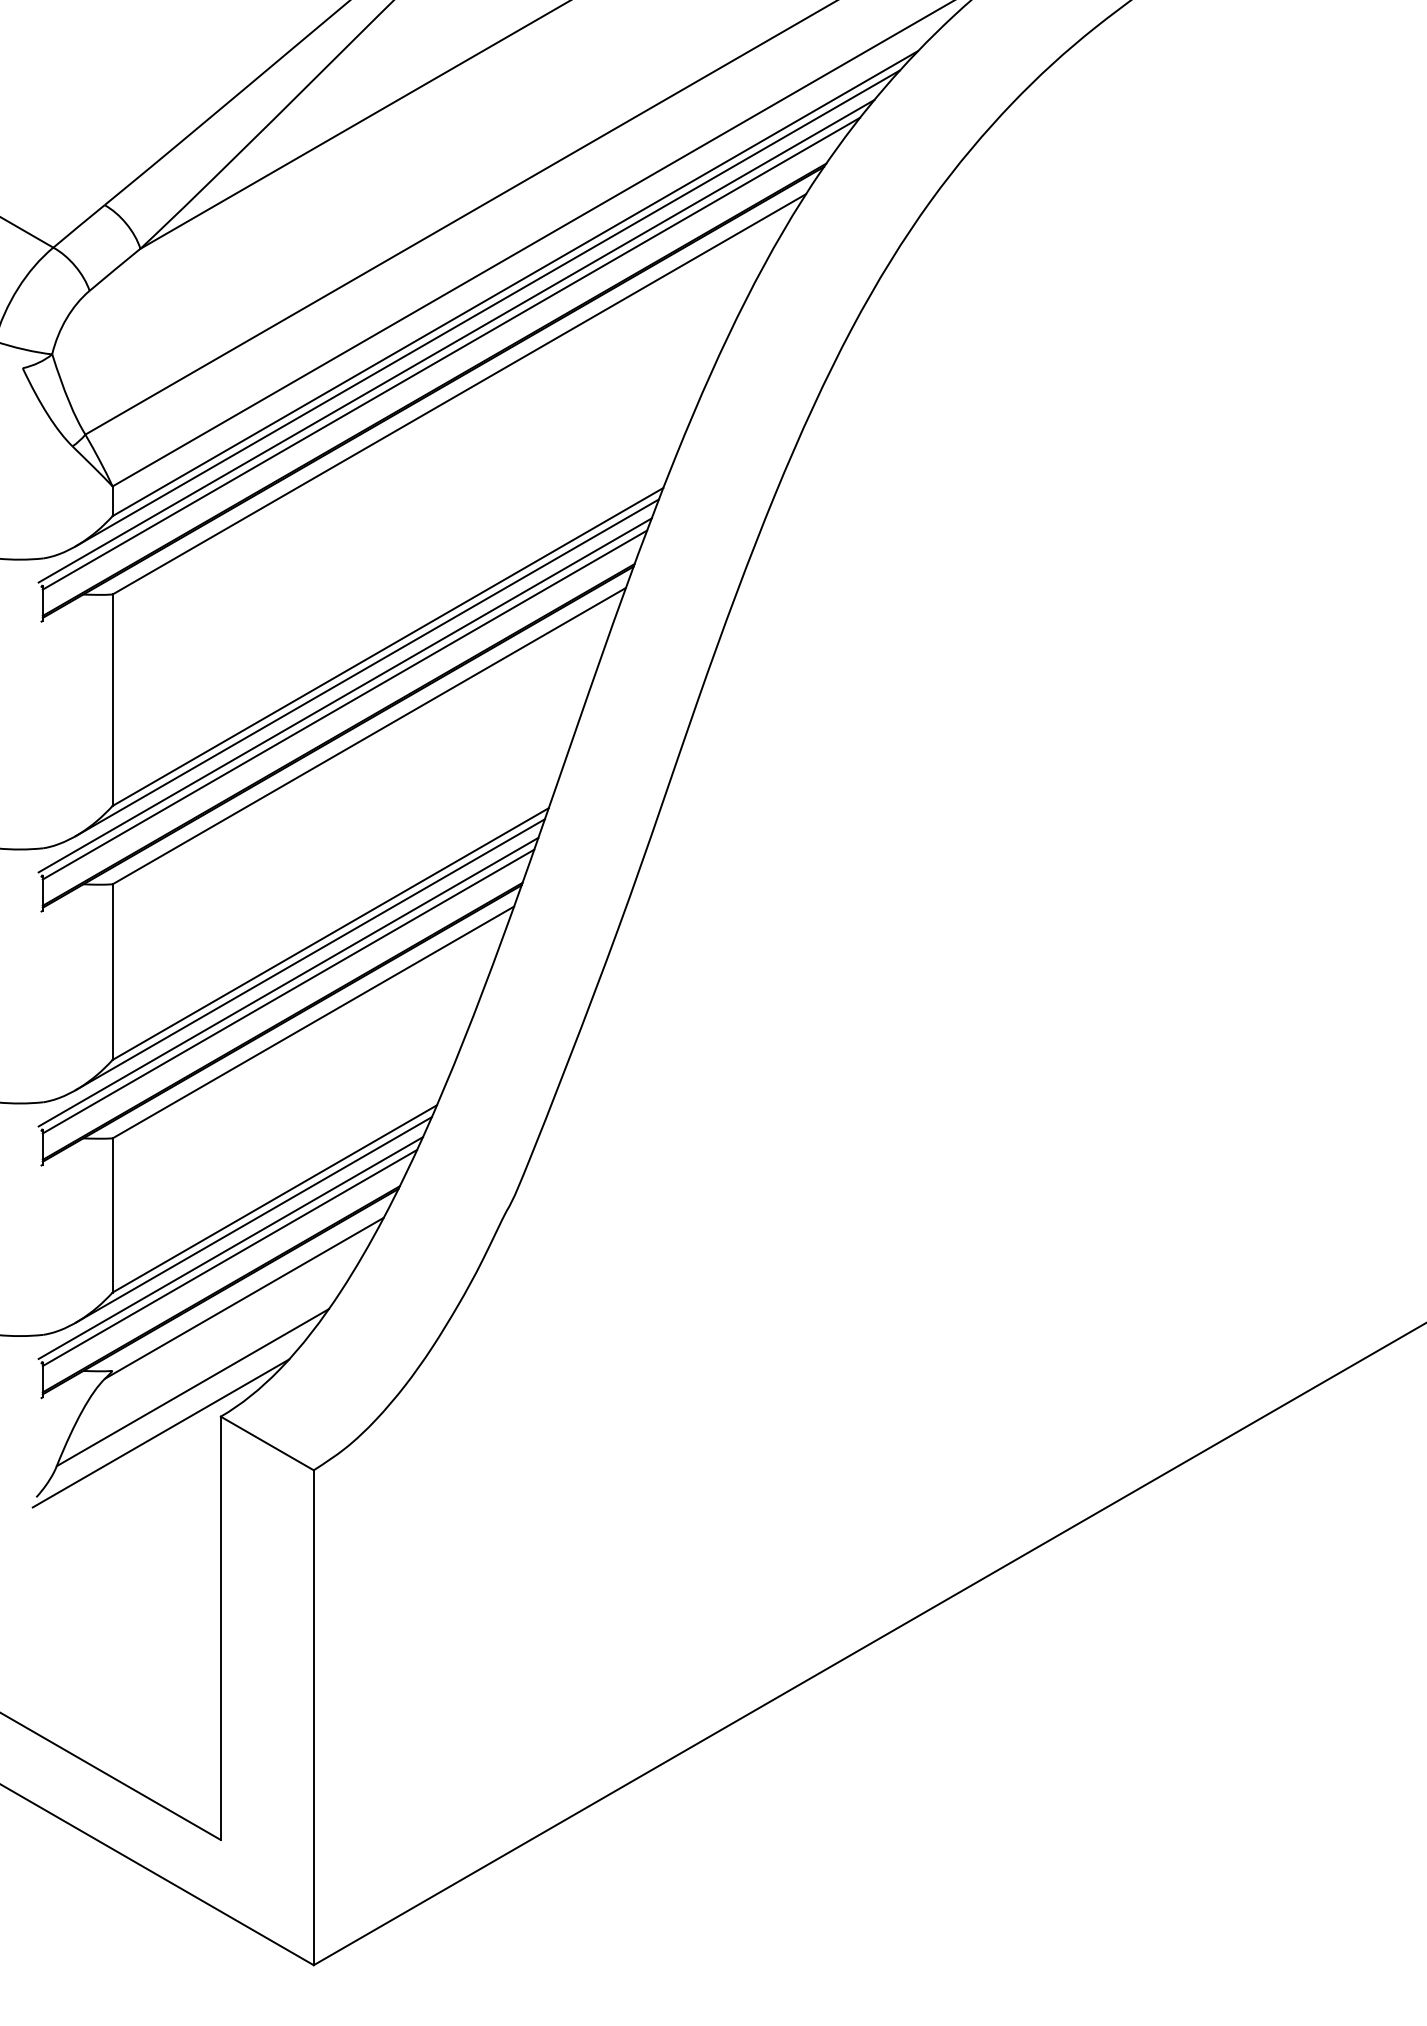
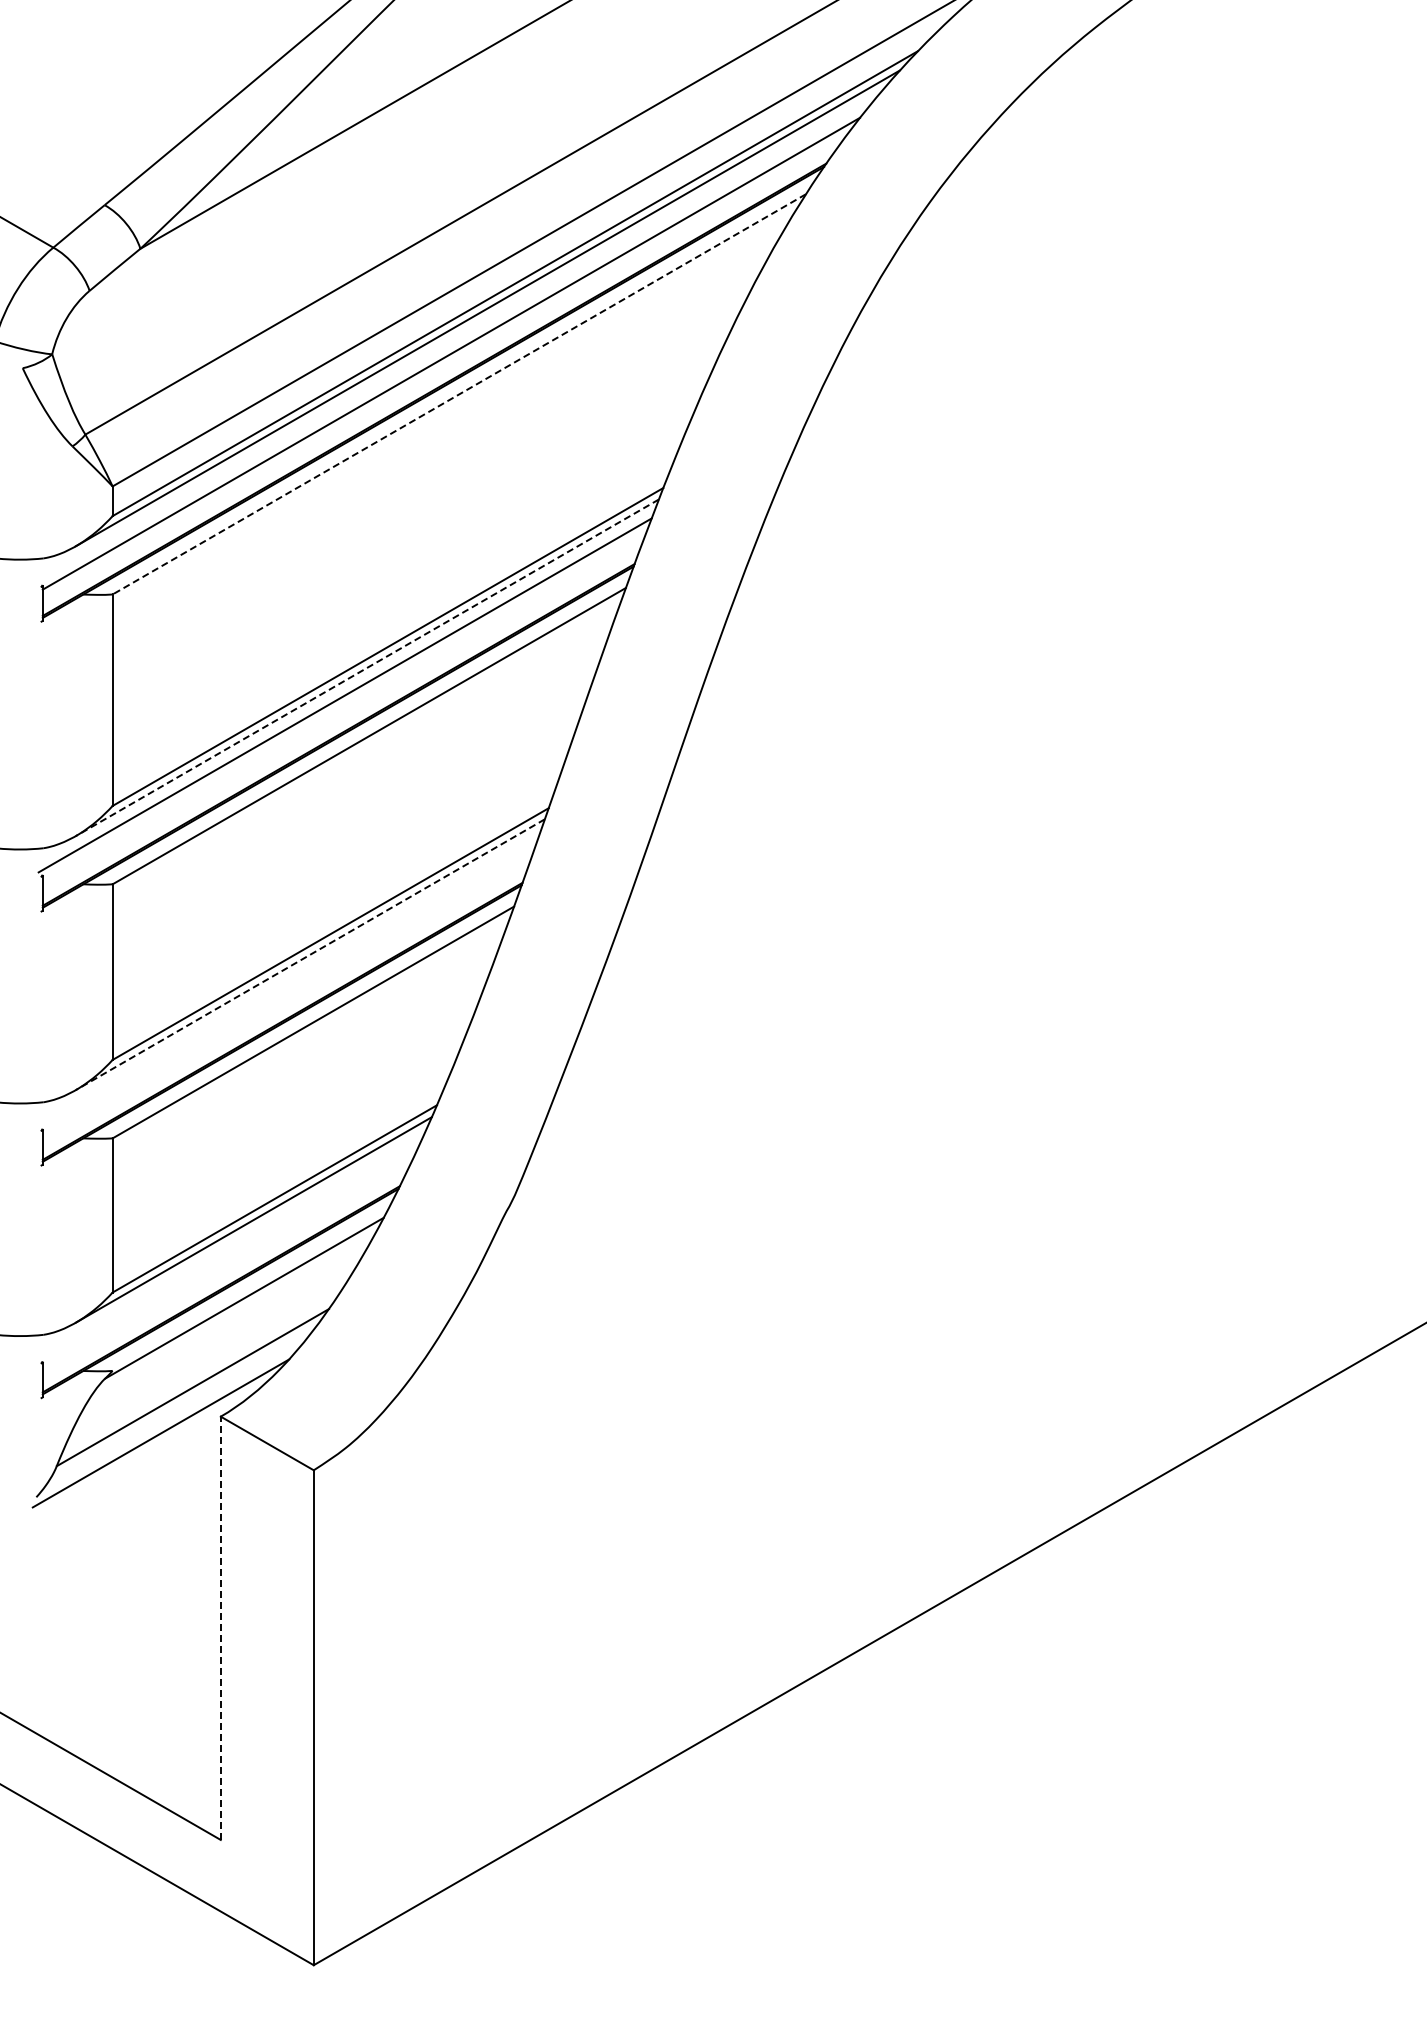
line: present -> none (456, 341)
line: solid -> dashed (458, 394)
line: solid -> dashed (367, 667)
line: present -> none (344, 704)
line: solid -> dashed (310, 954)
line: present -> none (288, 981)
line: present -> none (288, 991)
line: present -> none (230, 1247)
line: present -> none (229, 1257)
line: solid -> dashed (220, 1628)
